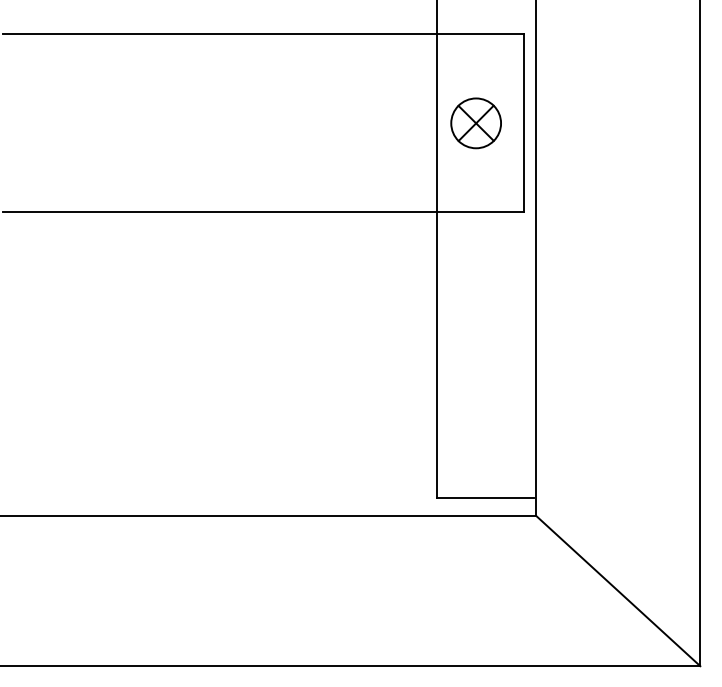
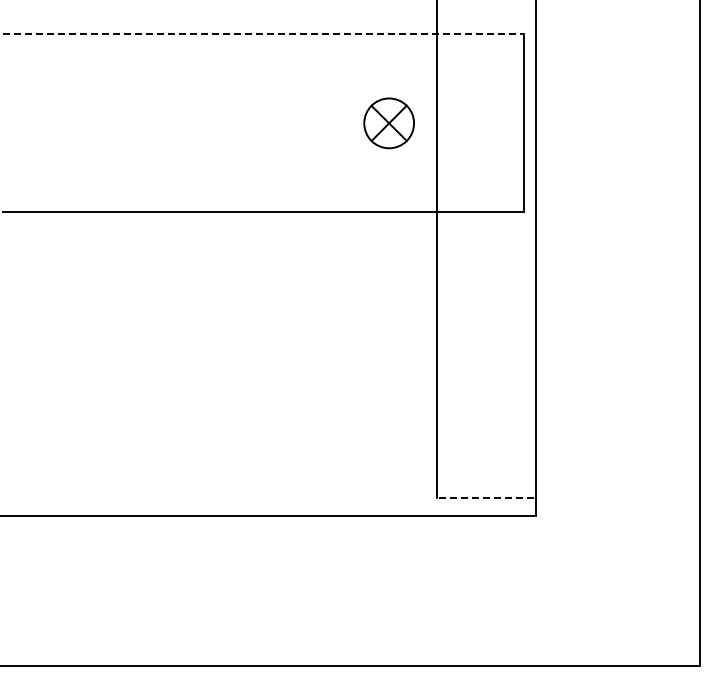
line: solid -> dashed (263, 33)
part position: (475, 123) -> (388, 123) (388, 123)
line: solid -> dashed (485, 498)
line: present -> none (618, 590)
